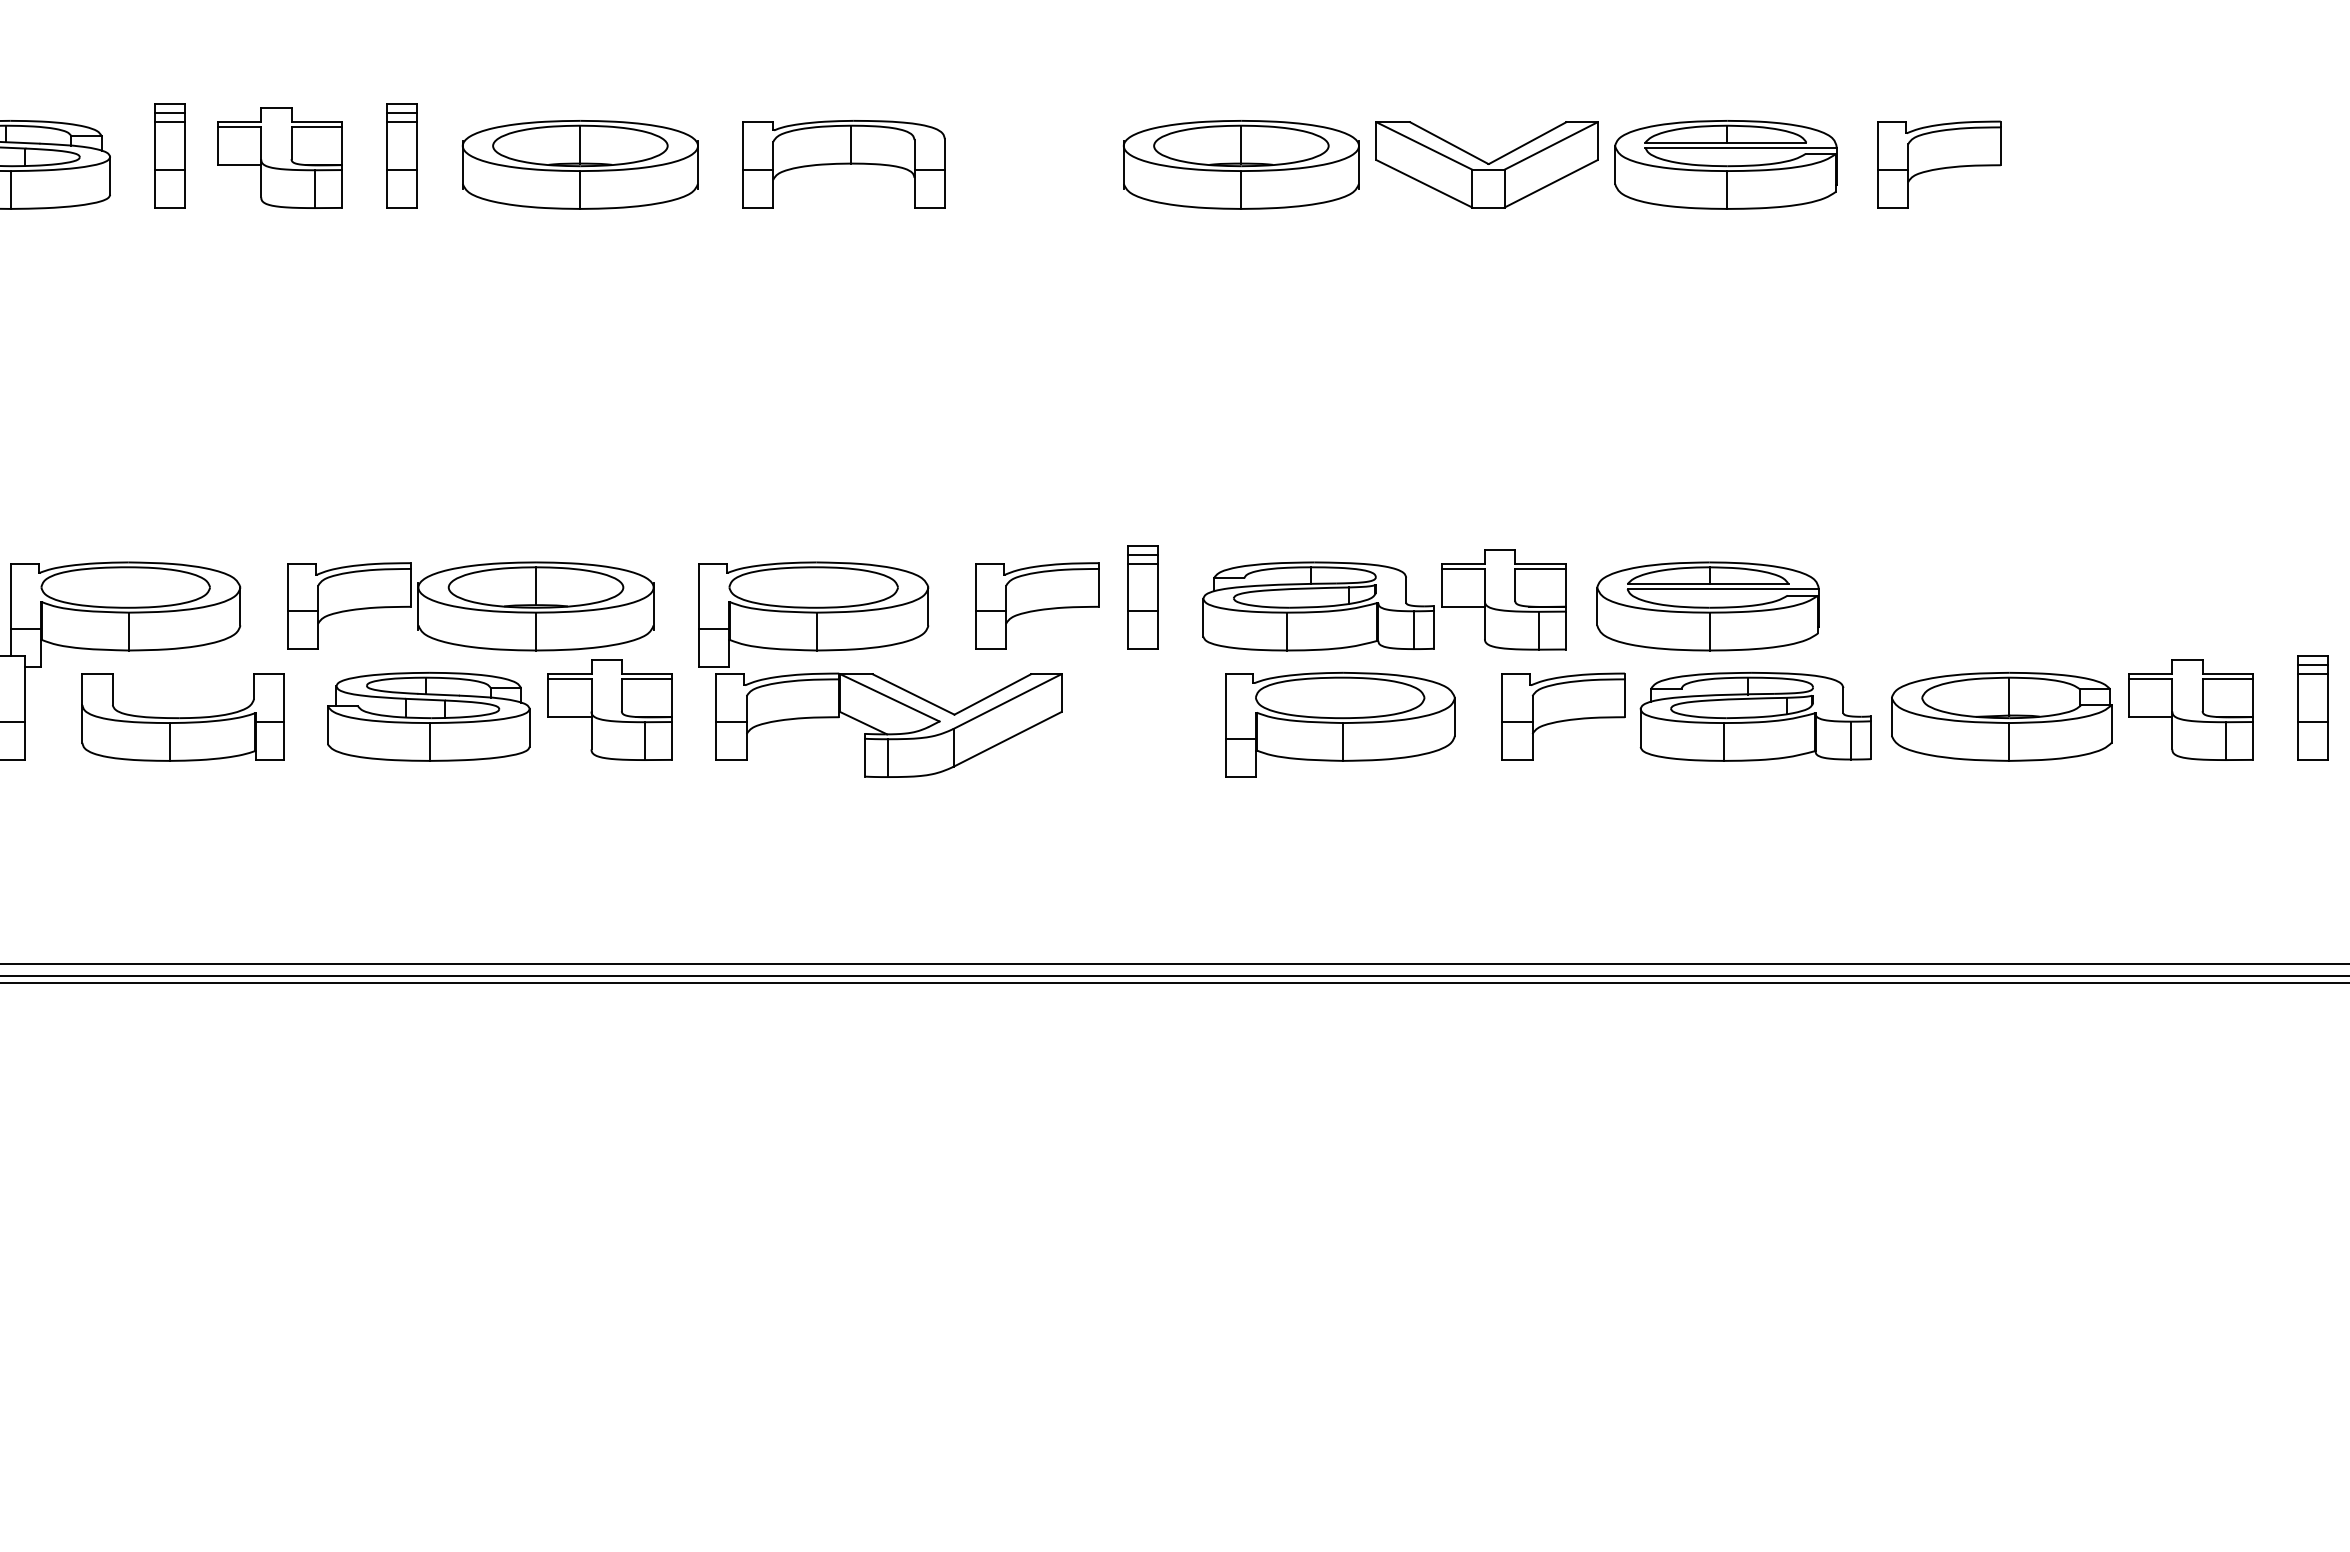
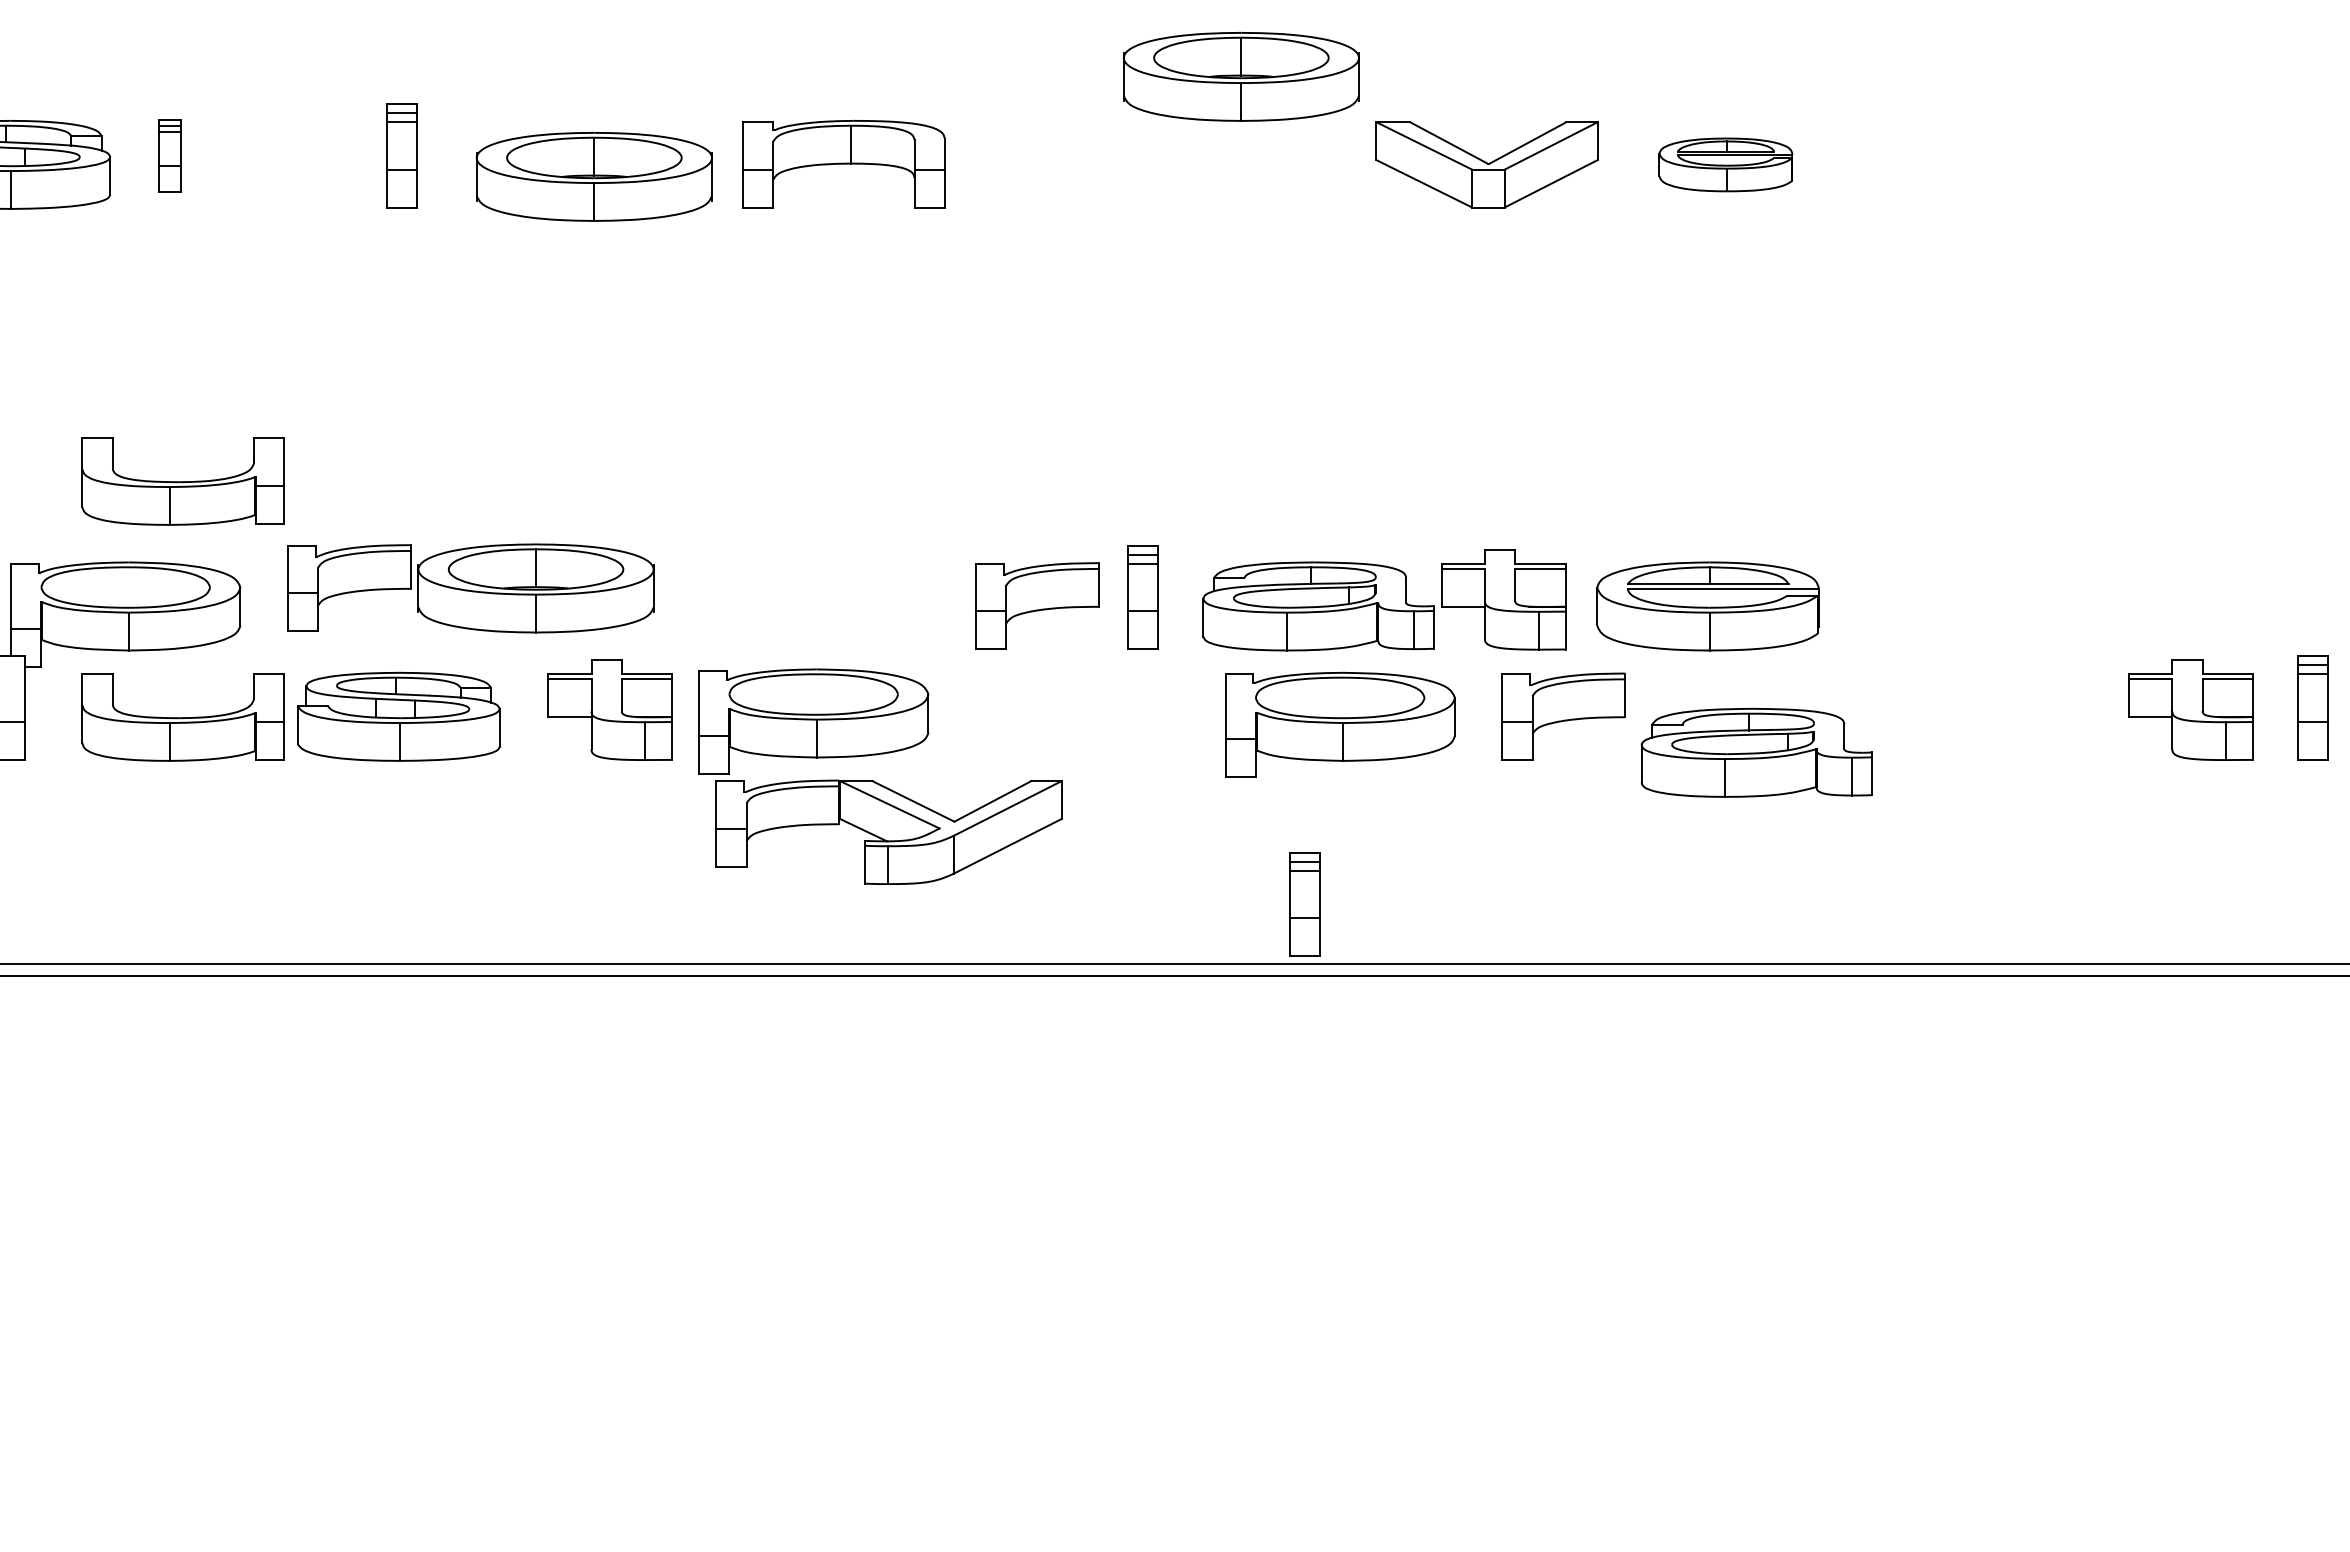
part size: 32x106 px -> 24x74 px (169, 155)
part: present -> none (279, 157)
part position: (579, 164) -> (593, 176) (593, 176)
part position: (1240, 164) -> (1240, 76) (1240, 76)
part size: 224x90 px -> 136x56 px (1725, 164)
part: present -> none (1939, 164)
part: none -> present (182, 481)
part position: (470, 606) -> (470, 588) (470, 588)
part position: (877, 675) -> (877, 782) (877, 782)
part position: (428, 716) -> (398, 716) (398, 716)
part position: (1755, 716) -> (1756, 752) (1756, 752)
part: present -> none (2001, 716)
part: none -> present (1304, 904)
line: present -> none (1174, 983)
